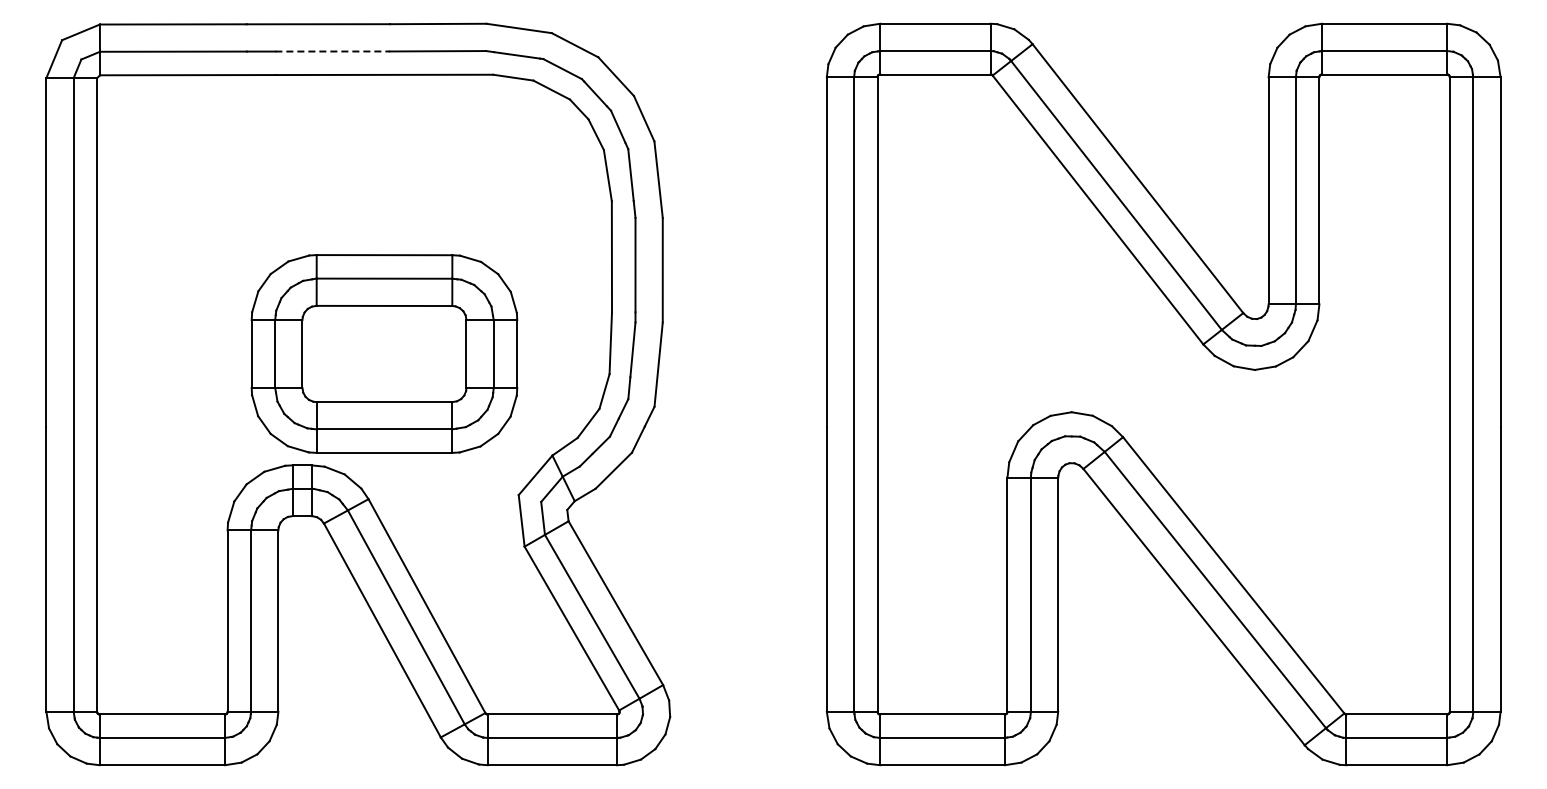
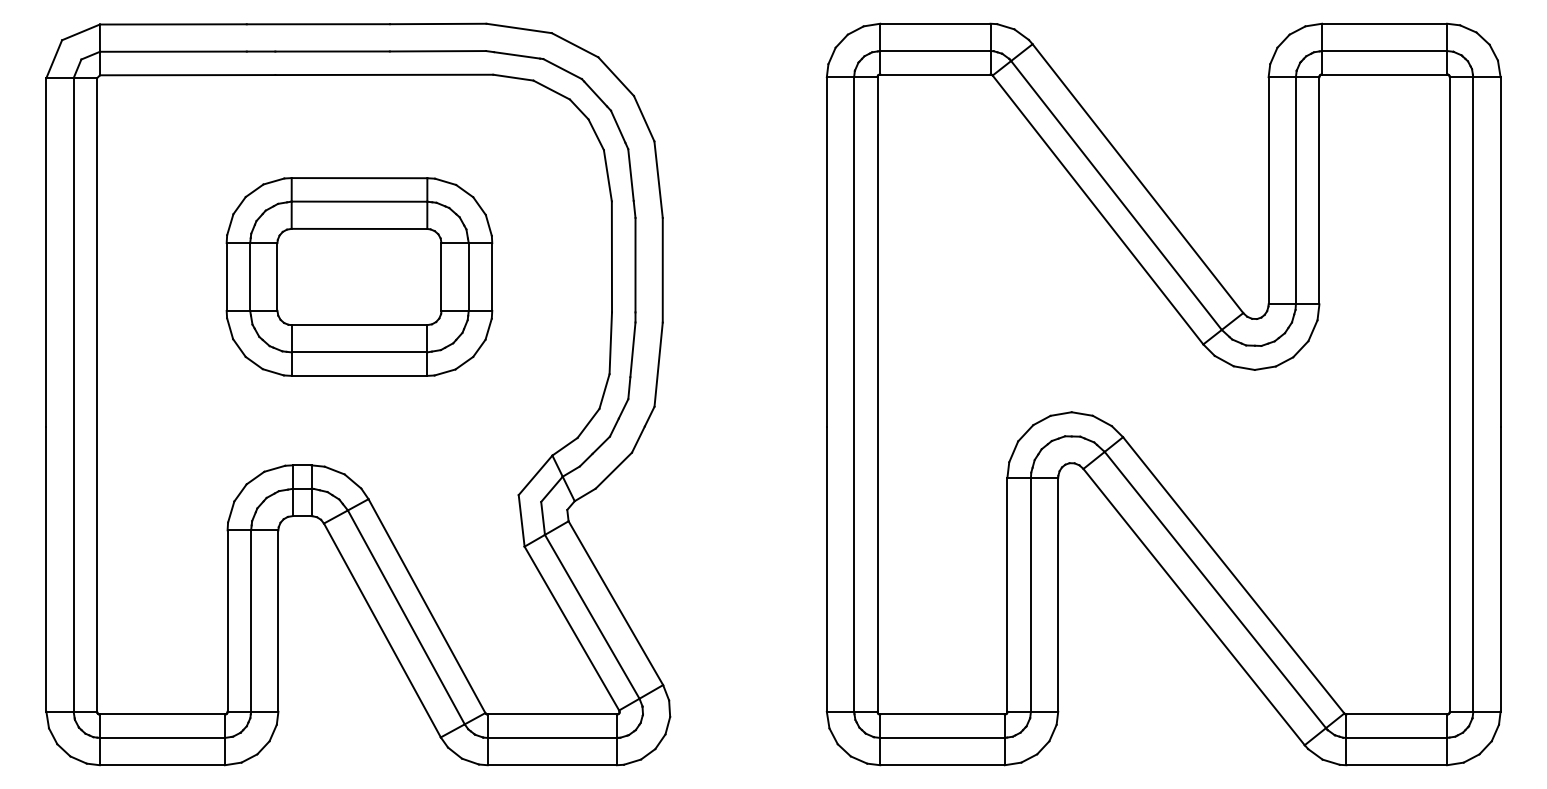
line: dashed -> solid (333, 51)
part position: (384, 353) -> (359, 276) (359, 276)
